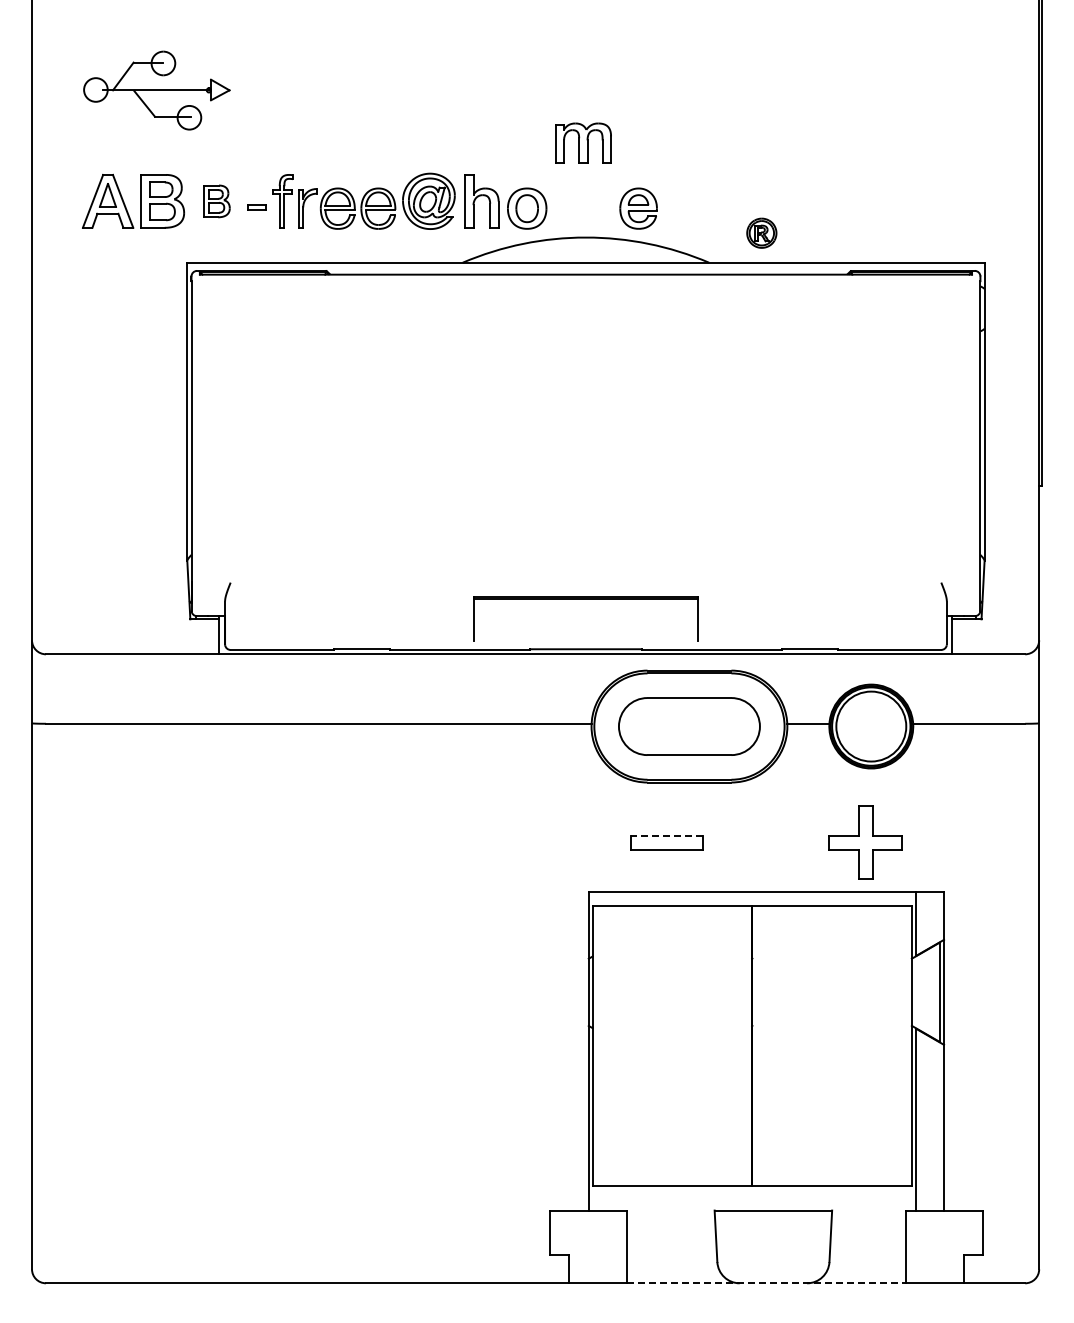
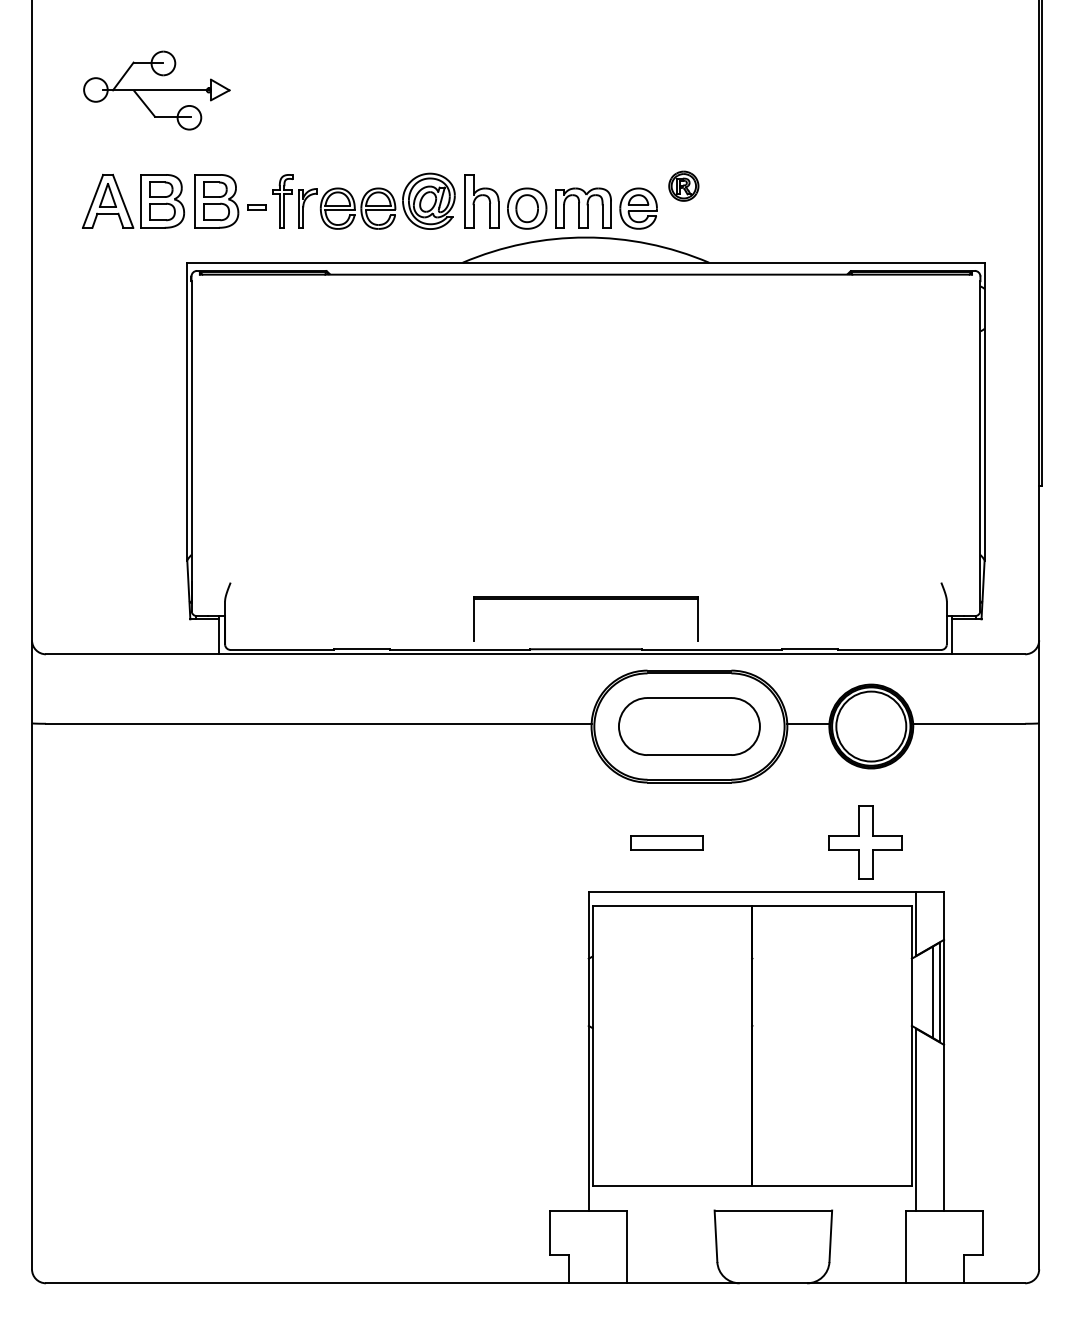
part position: (583, 142) -> (583, 207) (583, 207)
part size: 28x35 px -> 46x55 px (216, 201)
part position: (761, 232) -> (683, 185) (683, 185)
line: dashed -> solid (666, 835)
line: none -> present (932, 991)
line: dashed -> solid (766, 1283)
